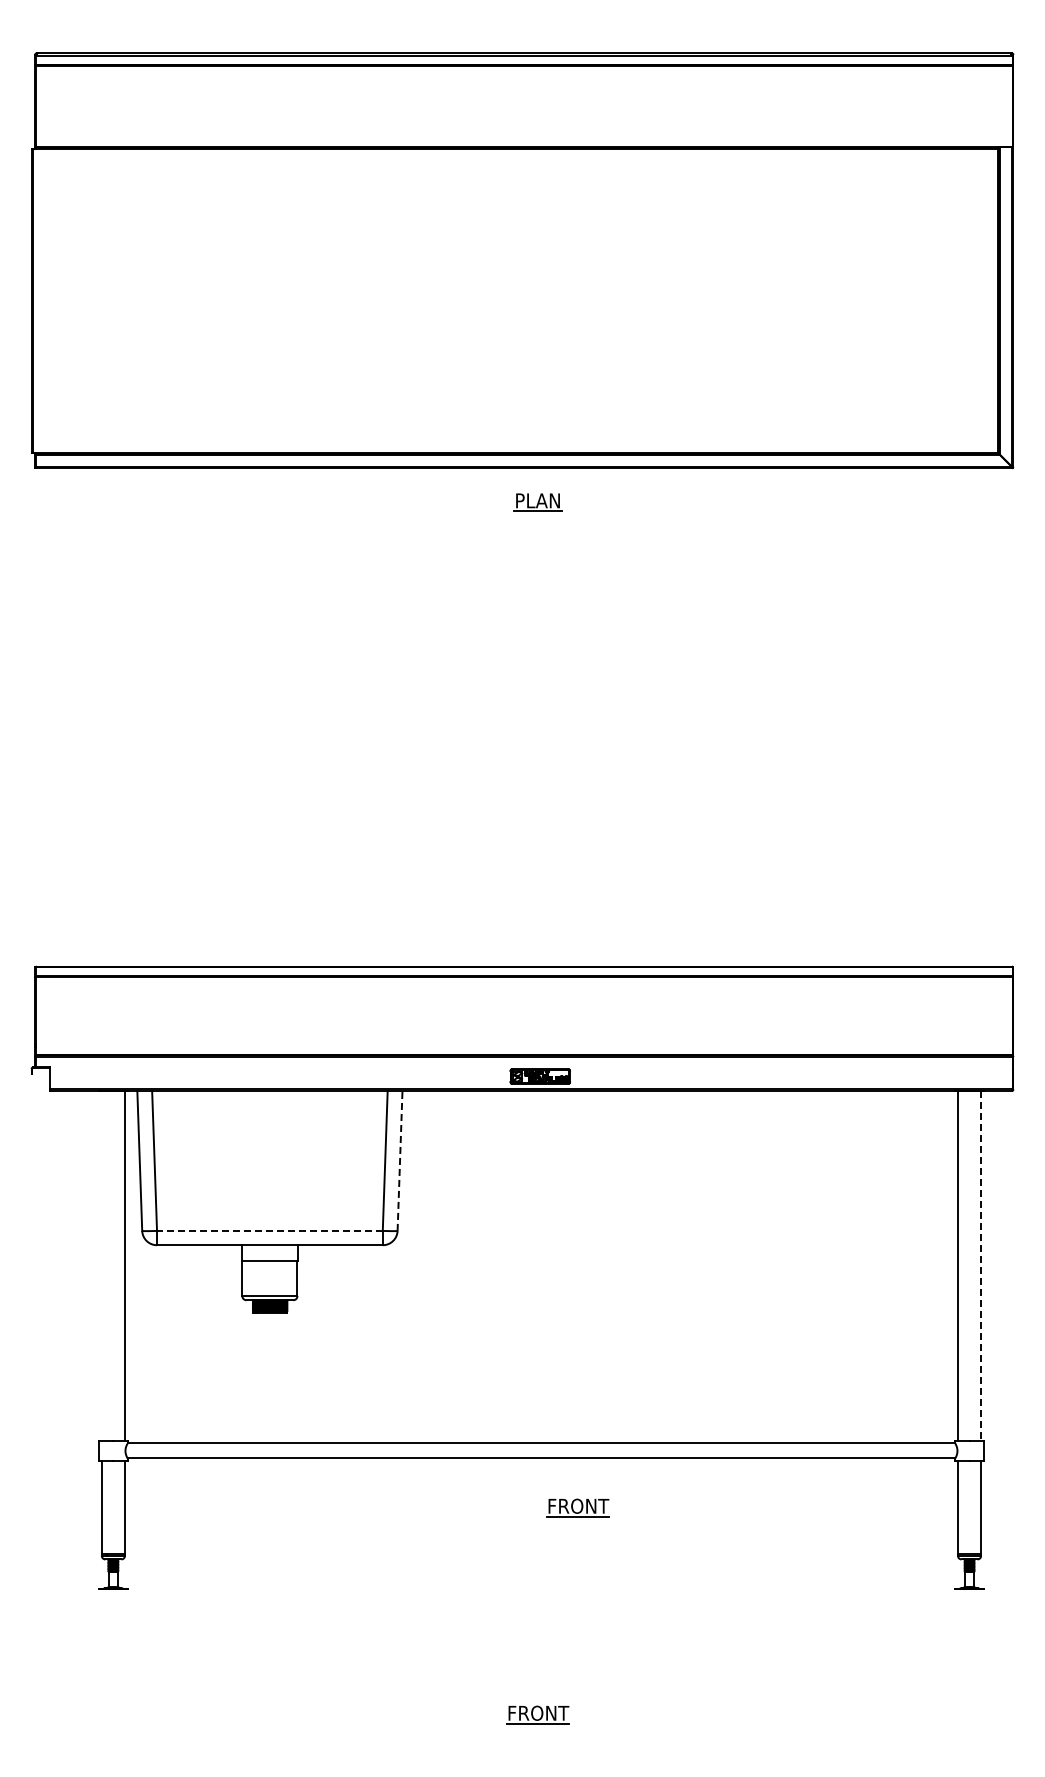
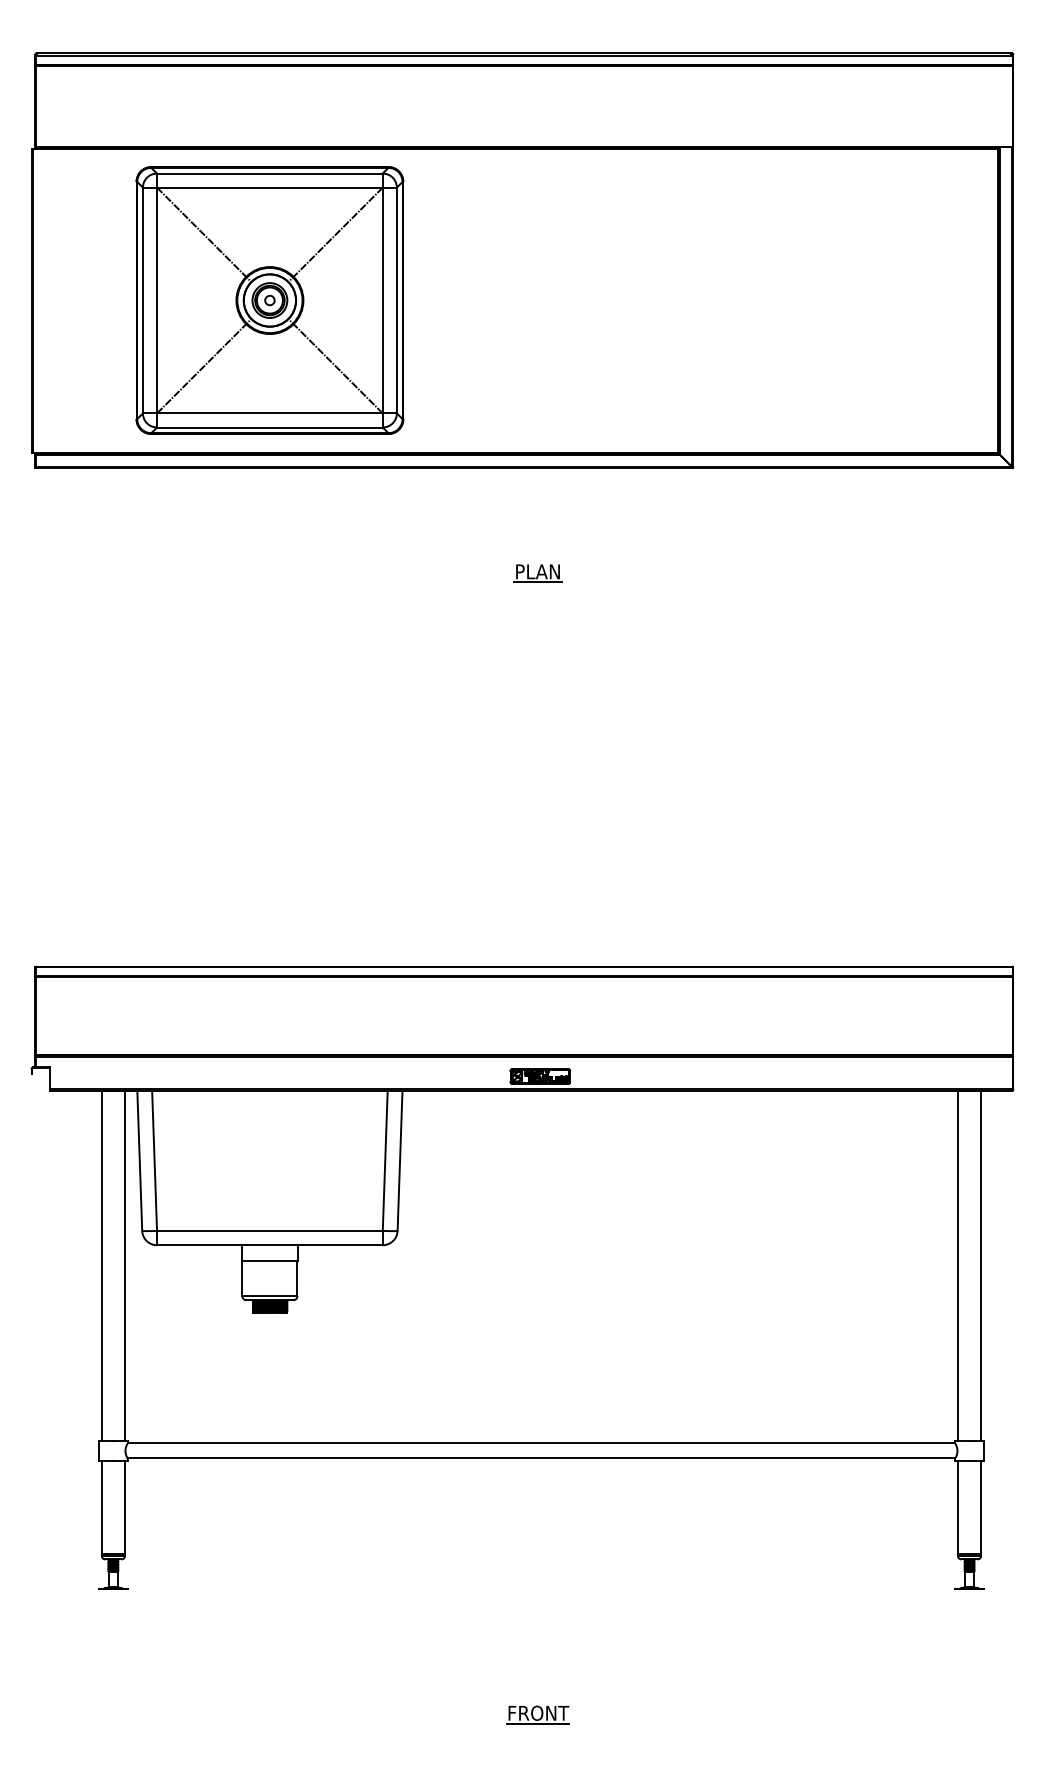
part: none -> present (269, 300)
part position: (537, 502) -> (537, 573) (537, 573)
line: dashed -> solid (400, 1161)
line: dashed -> solid (269, 1230)
line: none -> present (102, 1265)
line: dashed -> solid (980, 1266)
part: present -> none (577, 1507)
